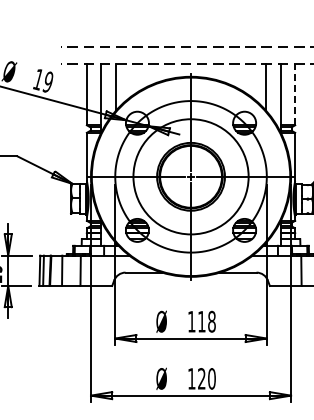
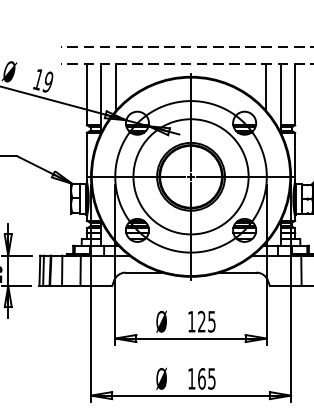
line: dashed -> solid (295, 94)
text: 118 -> 125 (206, 321)
text: 120 -> 165 (206, 378)
